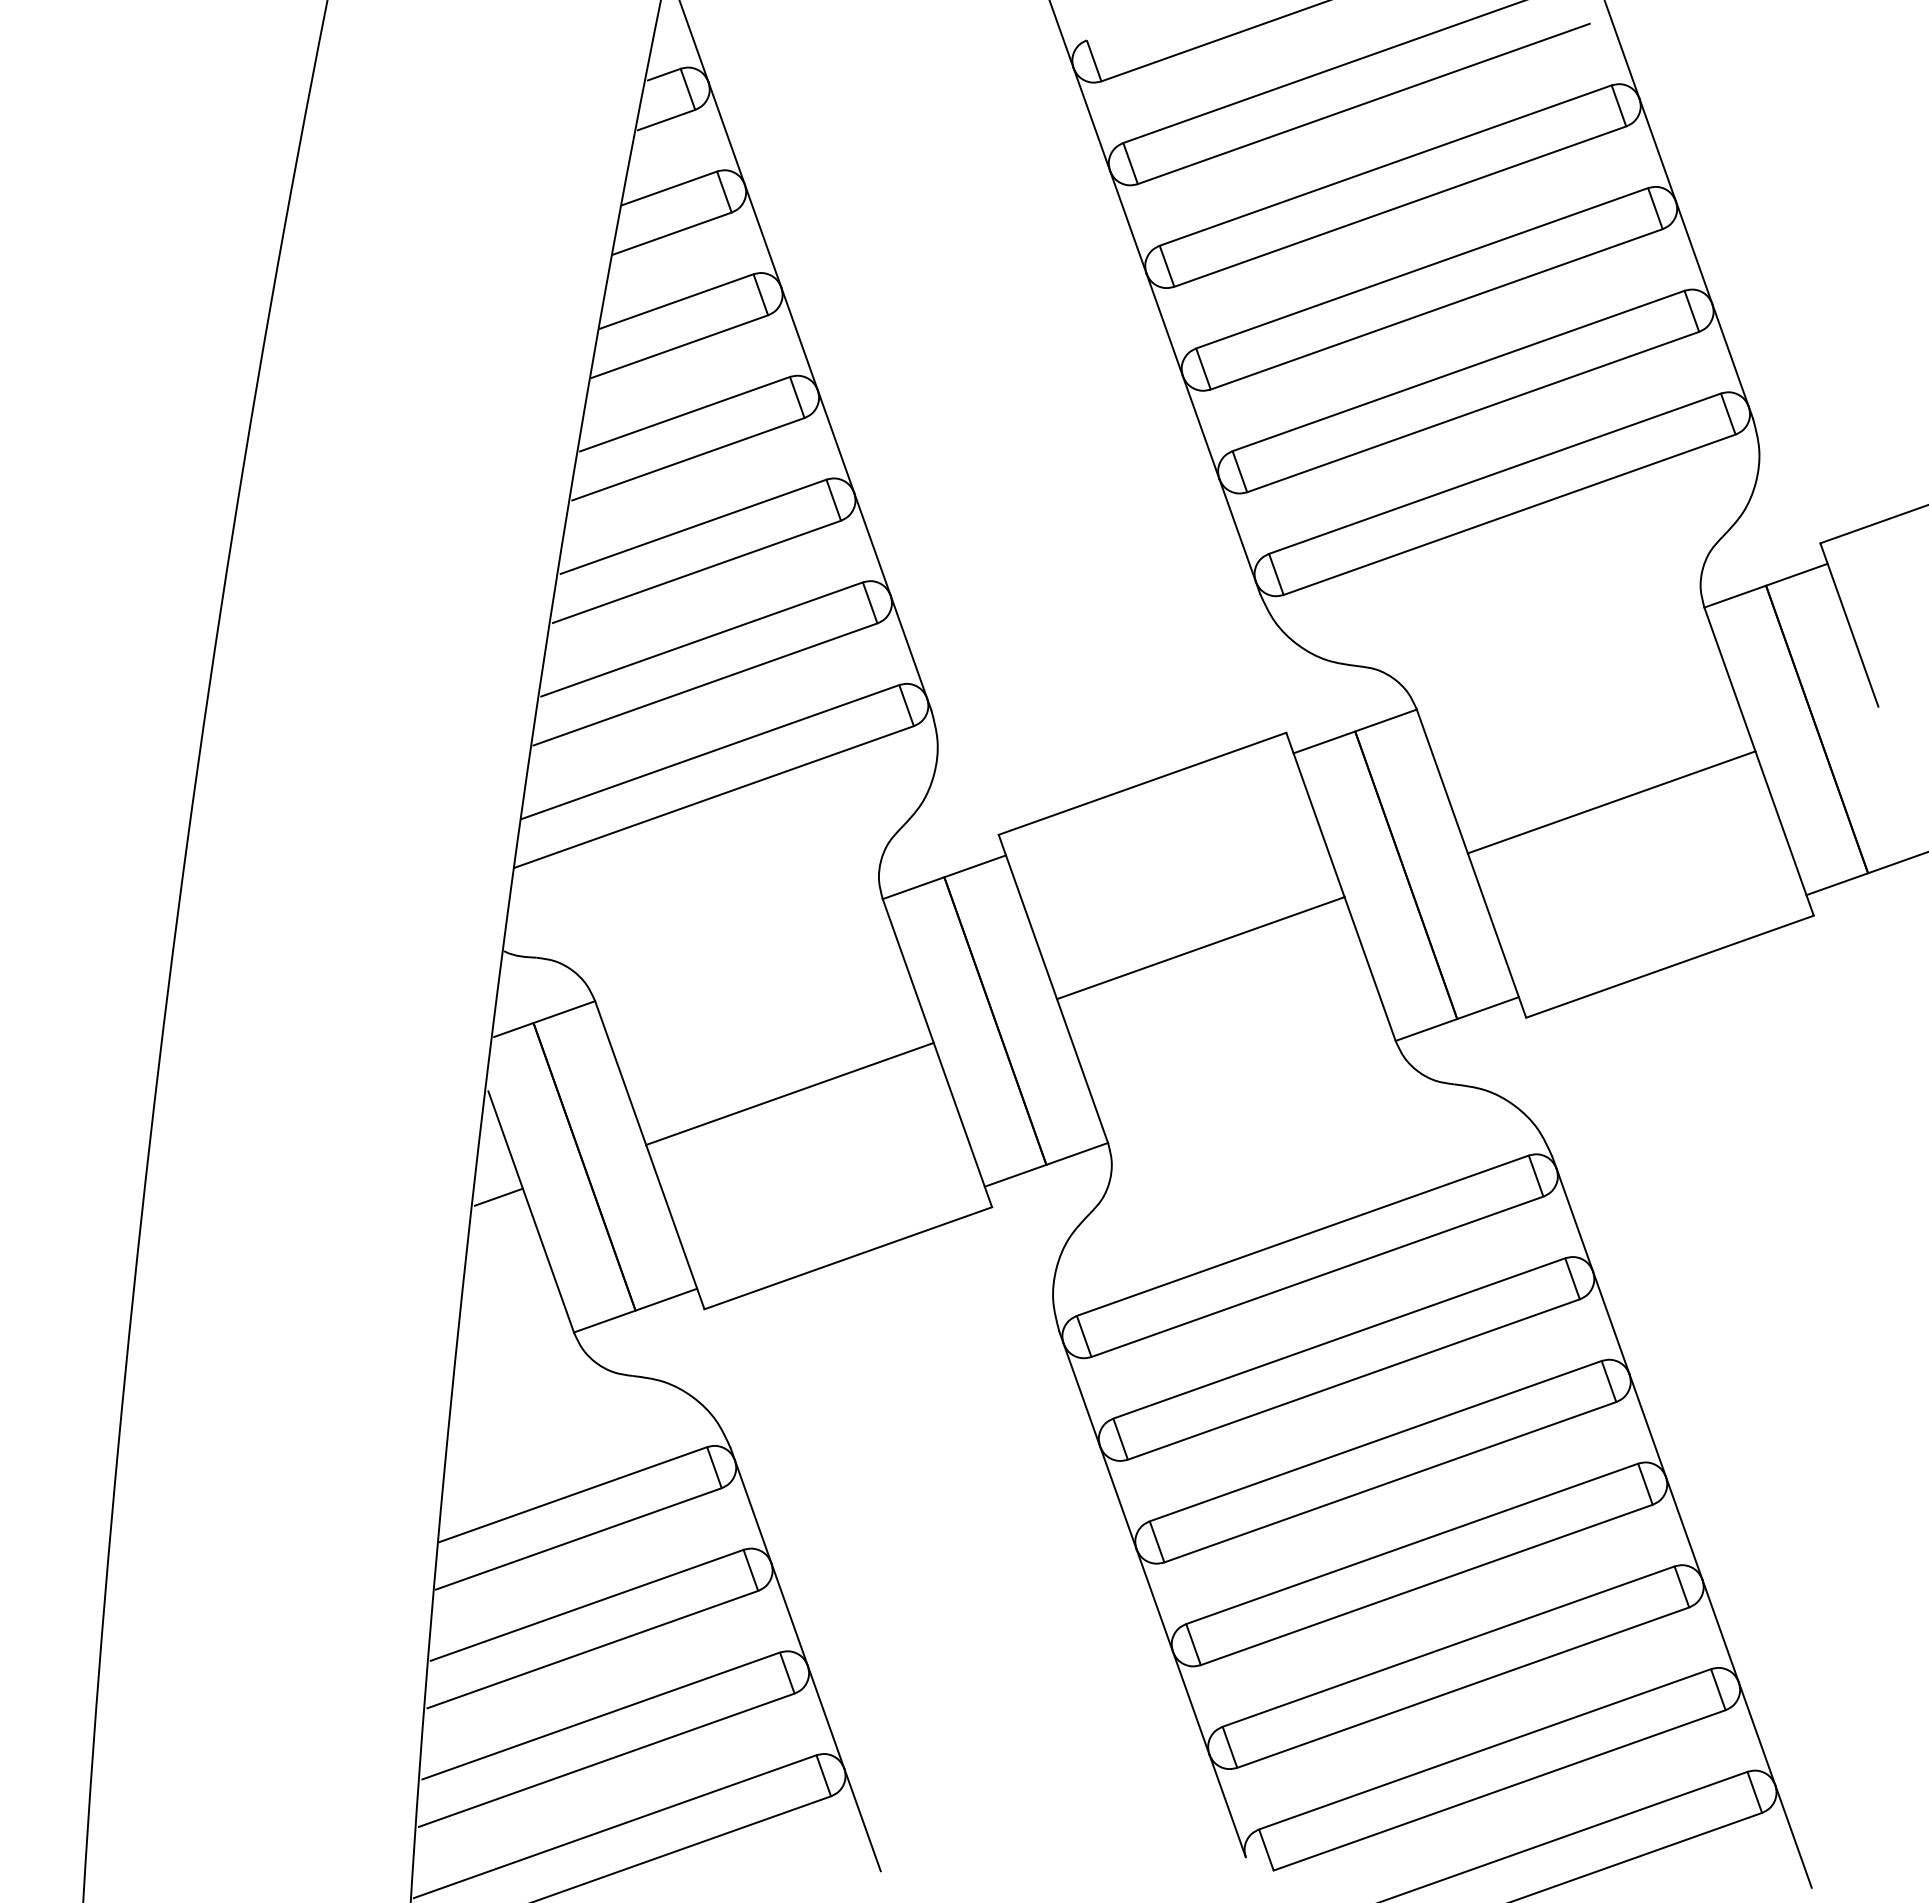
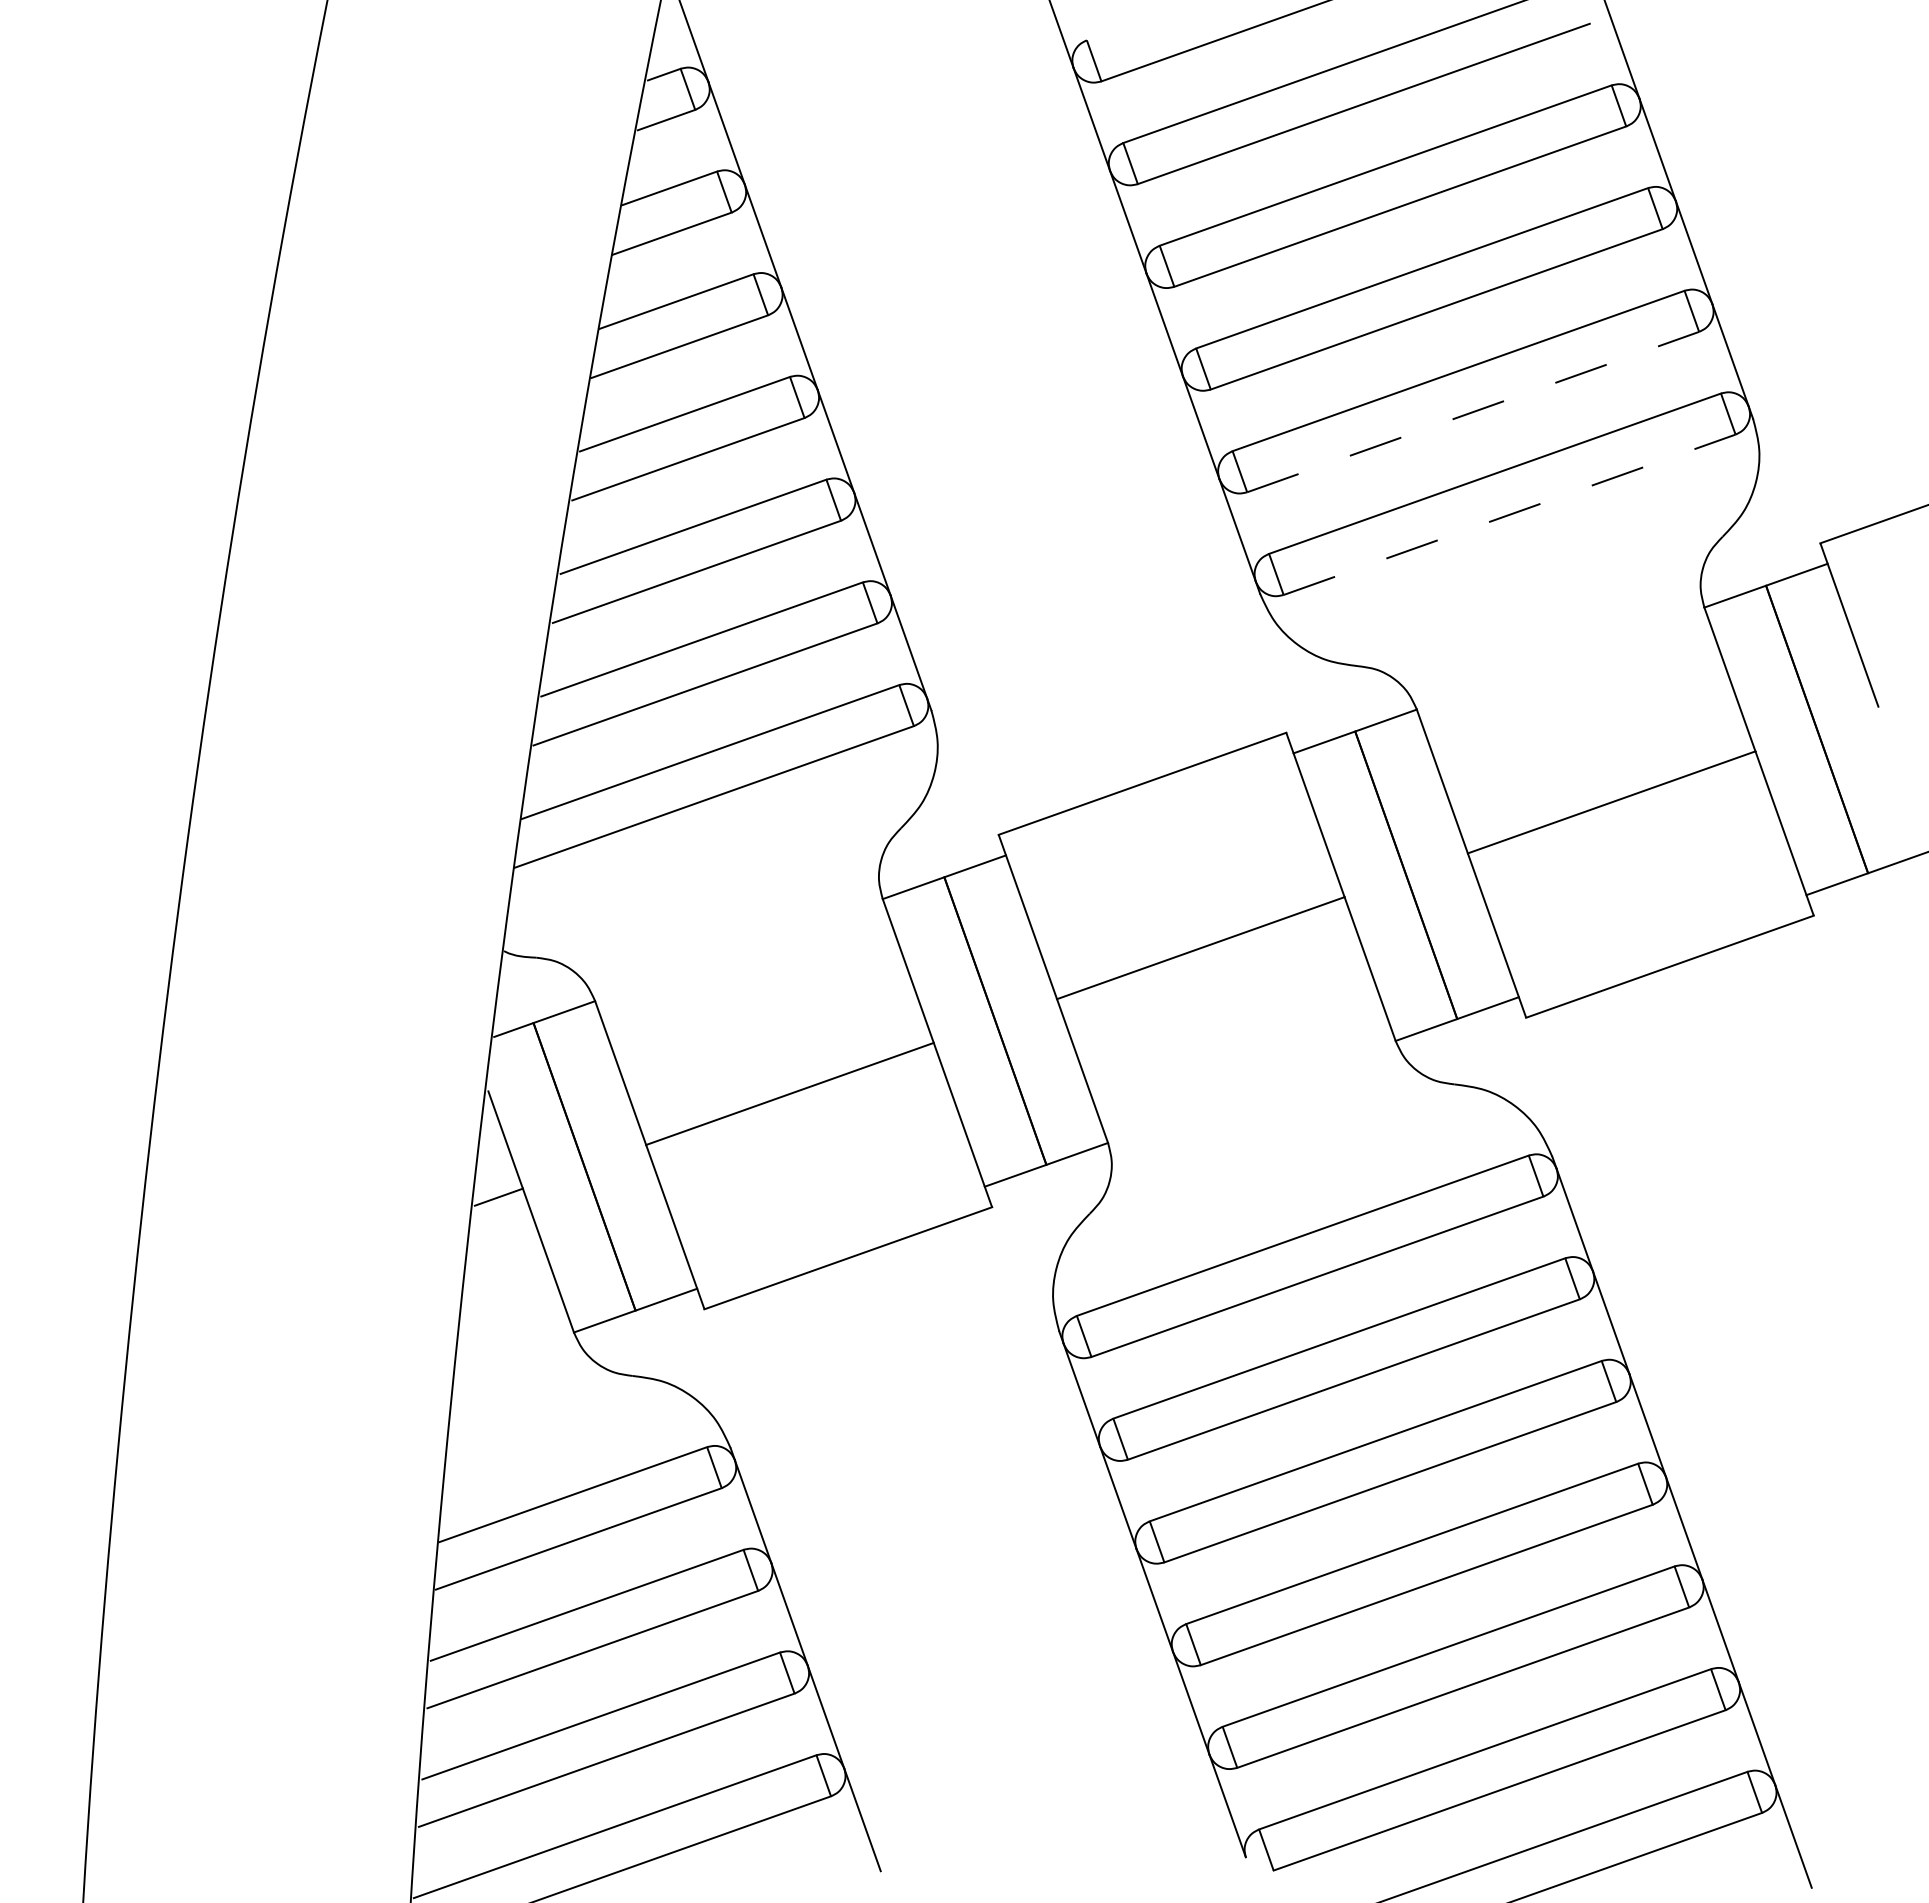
line: solid -> dashed (1473, 412)
line: solid -> dashed (1509, 514)
